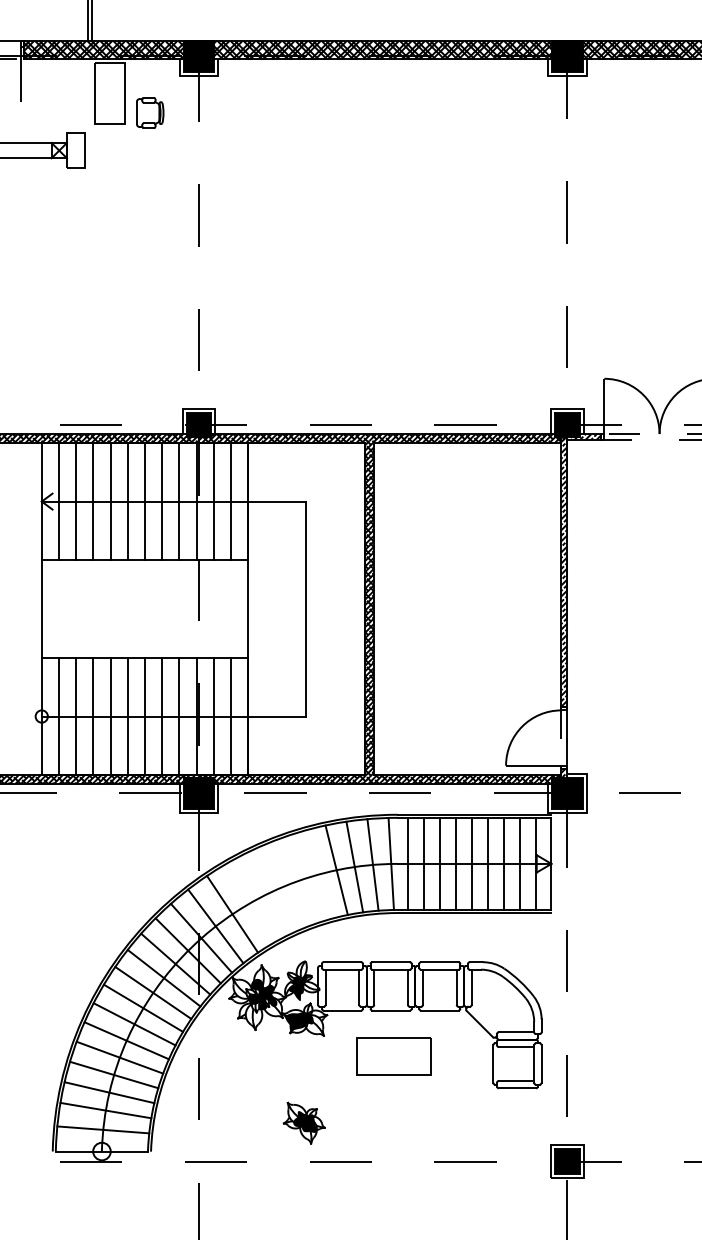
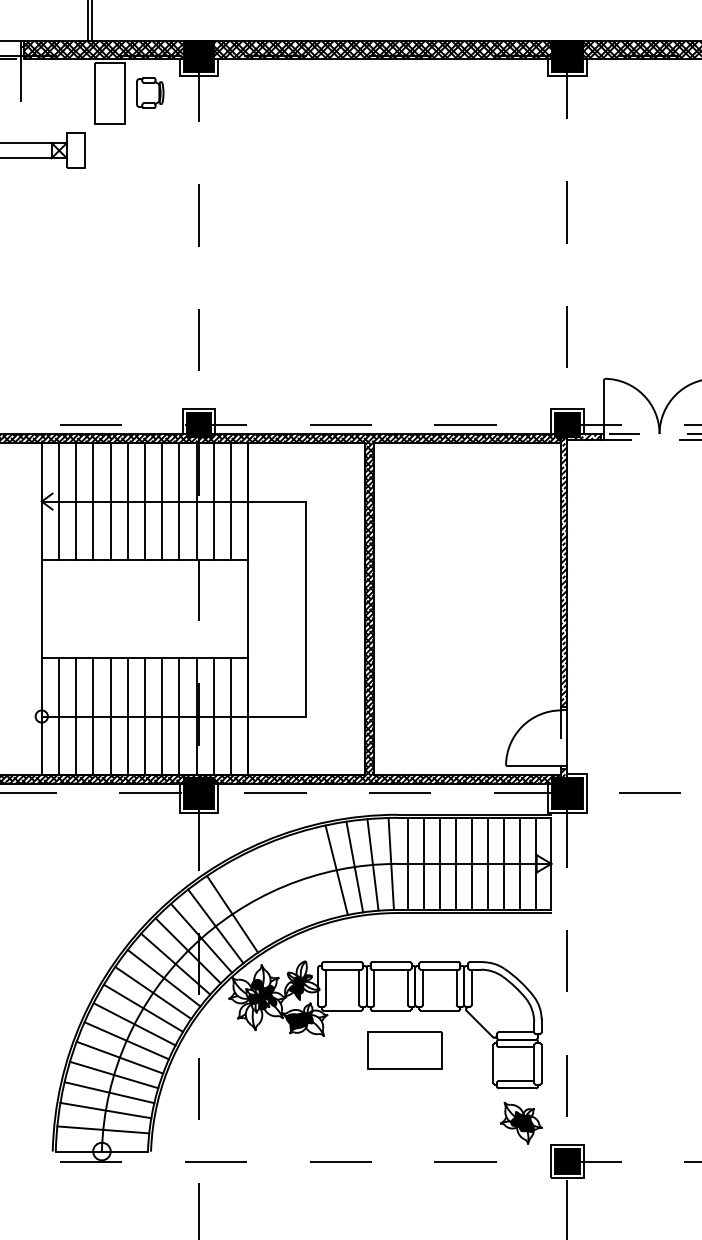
part position: (150, 112) -> (150, 92) (150, 92)
part position: (393, 1056) -> (404, 1050) (404, 1050)
part position: (304, 1122) -> (521, 1122) (521, 1122)
